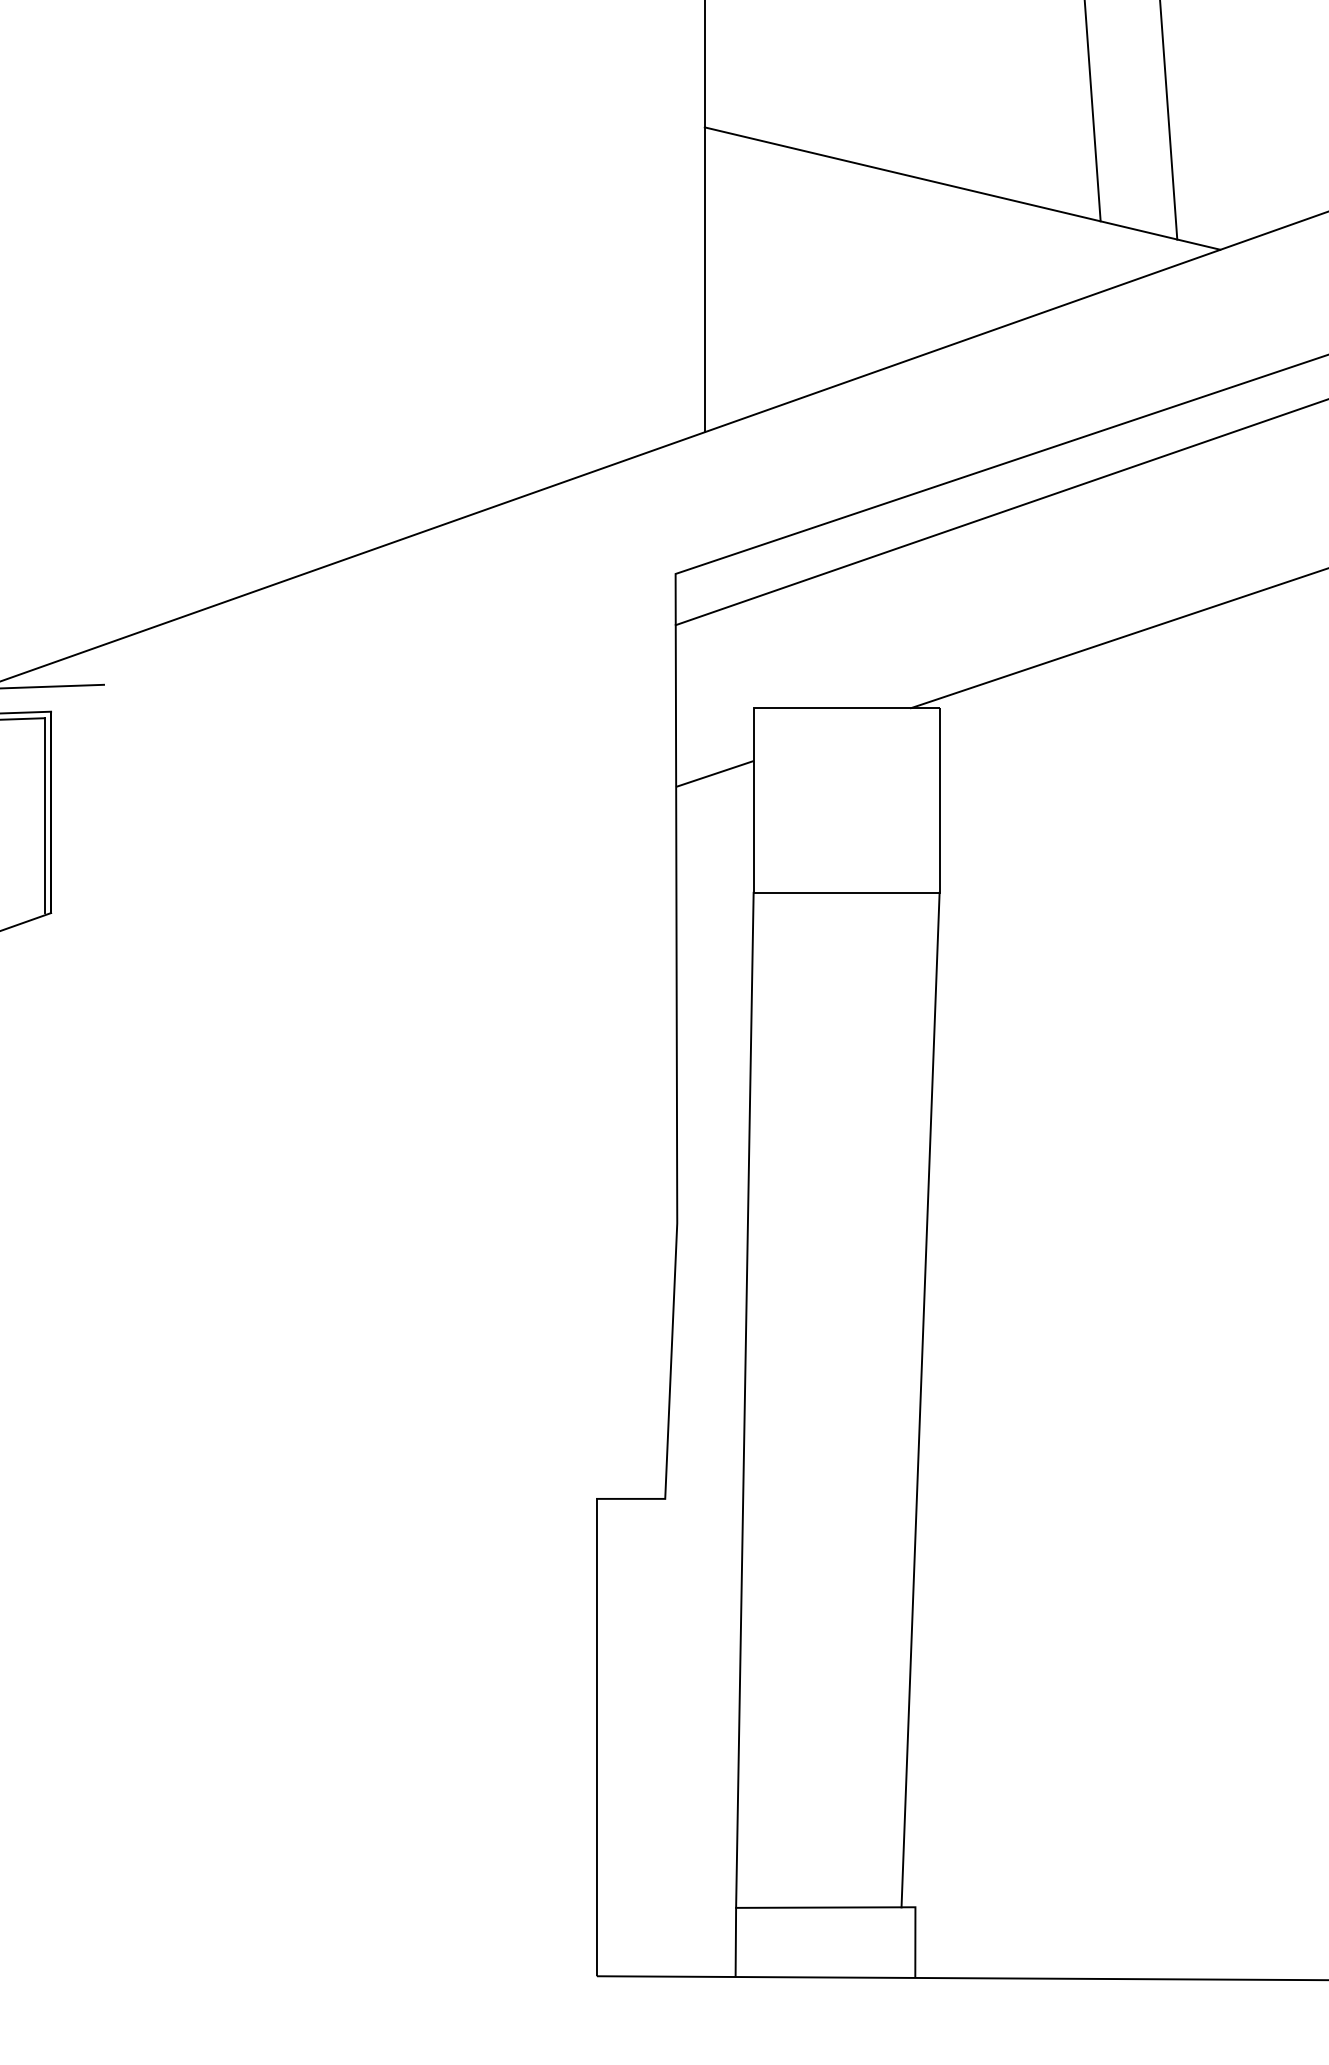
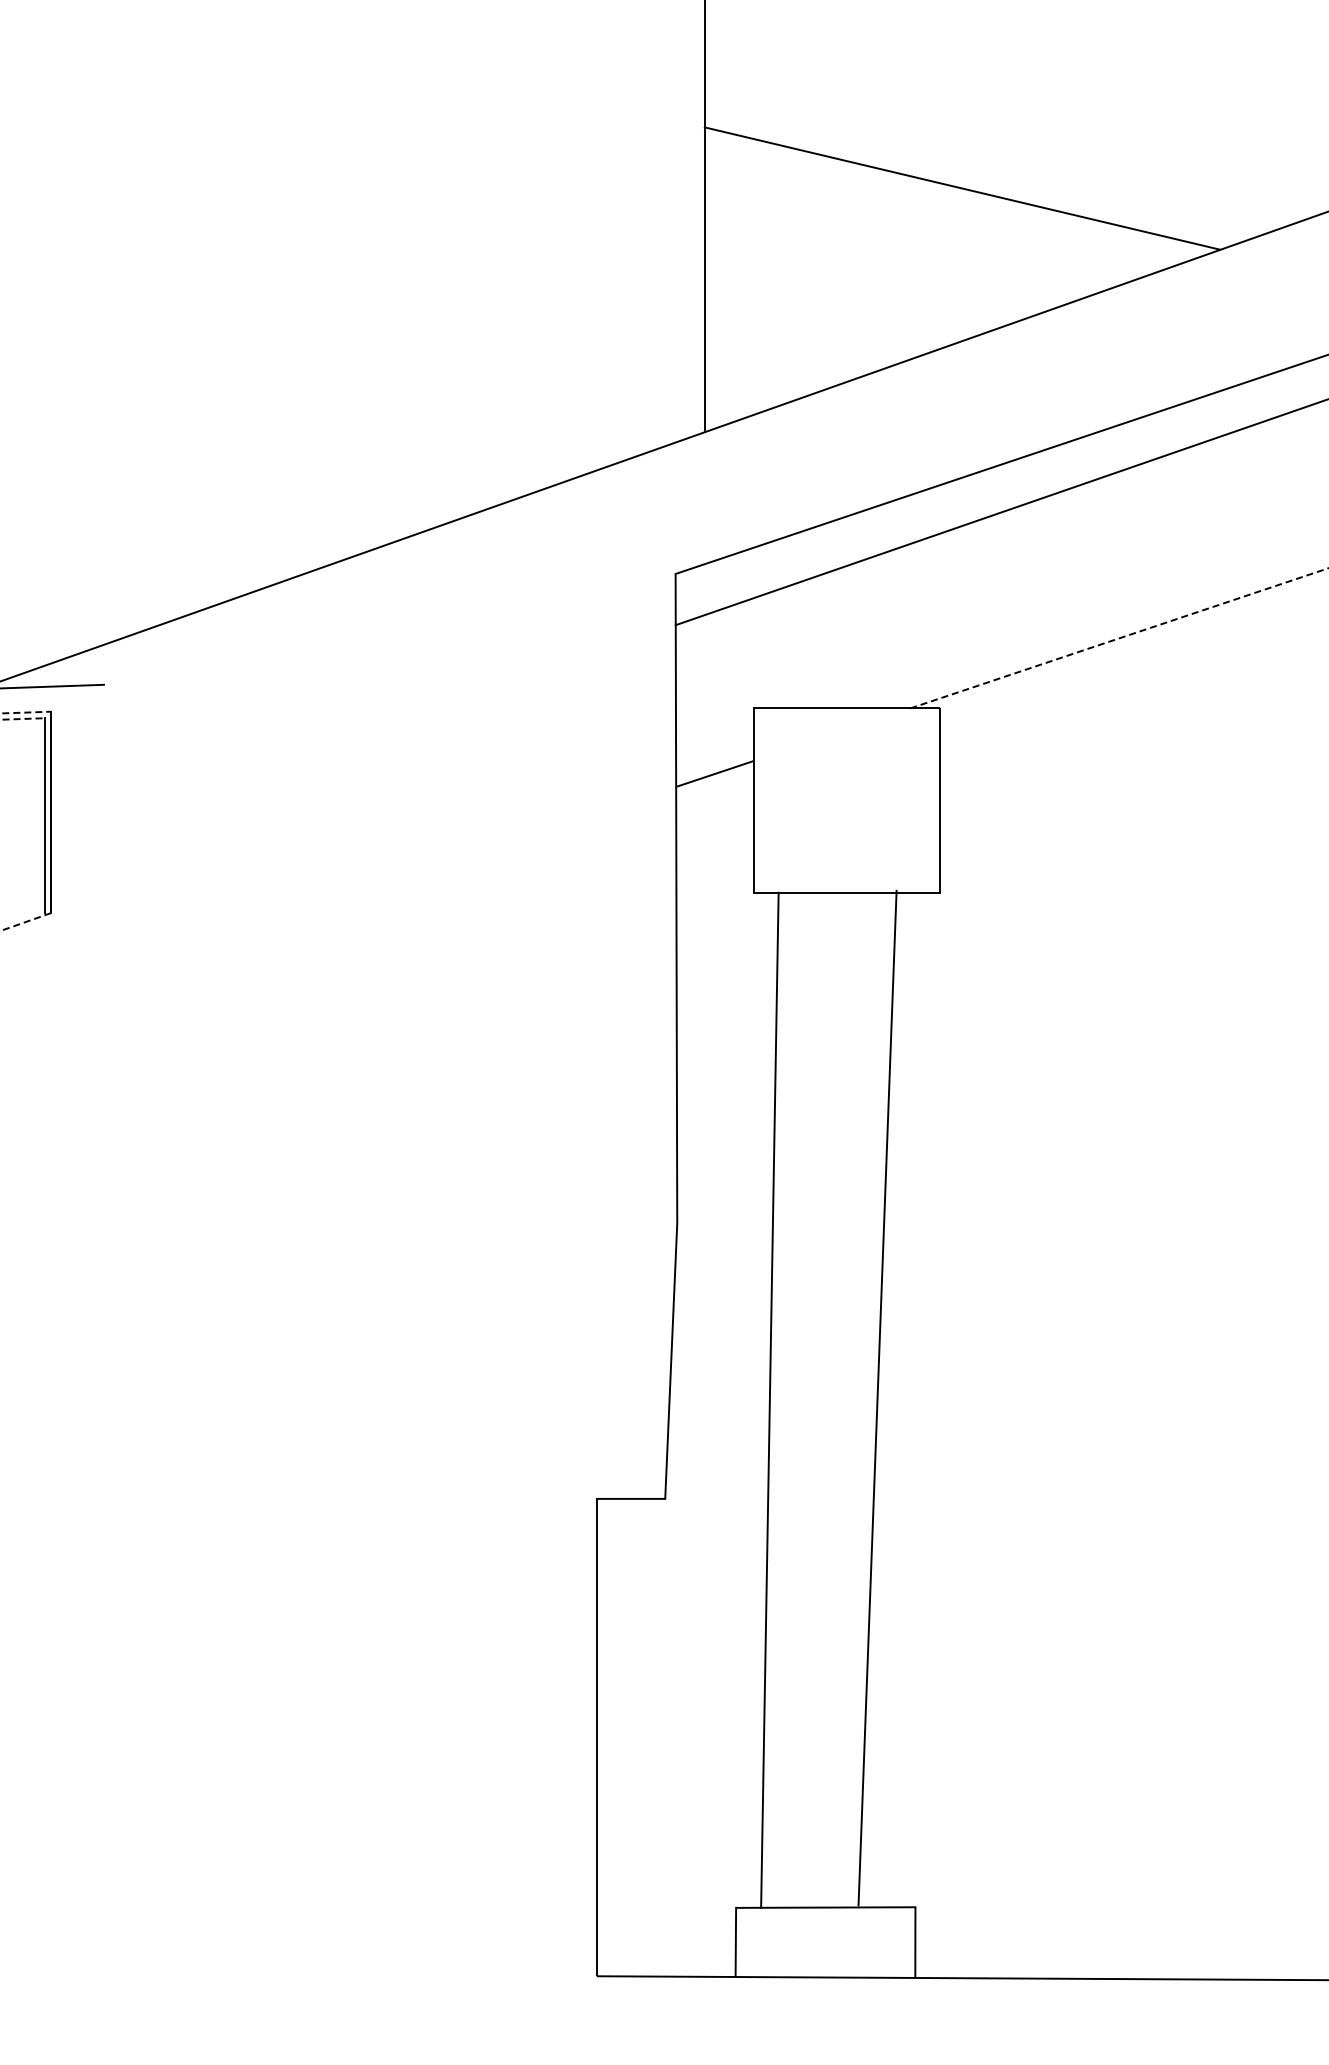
line: present -> none (1092, 111)
line: present -> none (1168, 120)
line: solid -> dashed (1119, 638)
line: solid -> dashed (26, 712)
line: solid -> dashed (22, 718)
line: solid -> dashed (25, 922)
line position: (744, 1399) -> (769, 1399) (769, 1399)
line position: (920, 1399) -> (877, 1397) (877, 1397)
